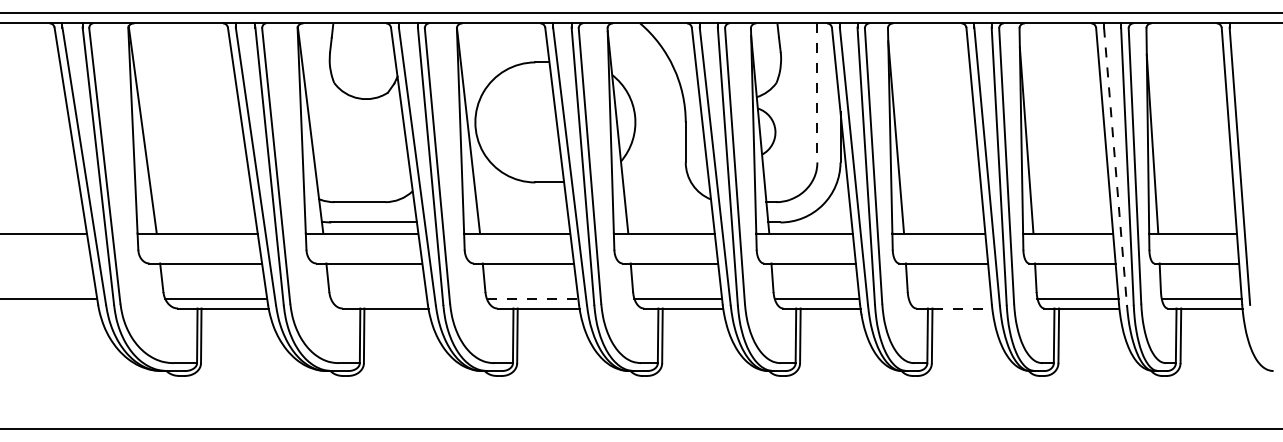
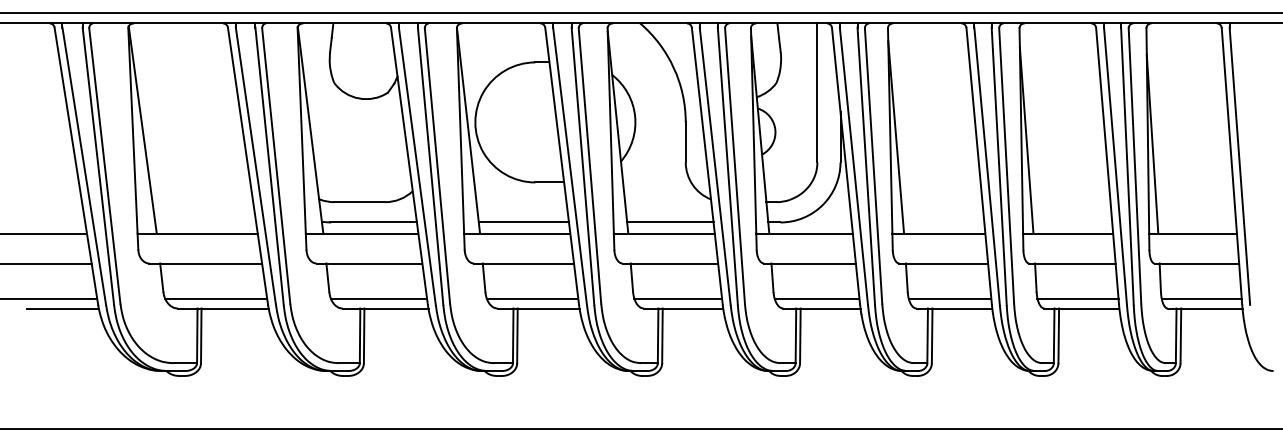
line: dashed -> solid (817, 92)
line: dashed -> solid (1115, 166)
line: none -> present (523, 222)
line: none -> present (670, 222)
line: none -> present (46, 263)
line: none -> present (378, 298)
line: dashed -> solid (532, 298)
line: none -> present (949, 298)
line: none -> present (62, 308)
line: dashed -> solid (962, 308)
